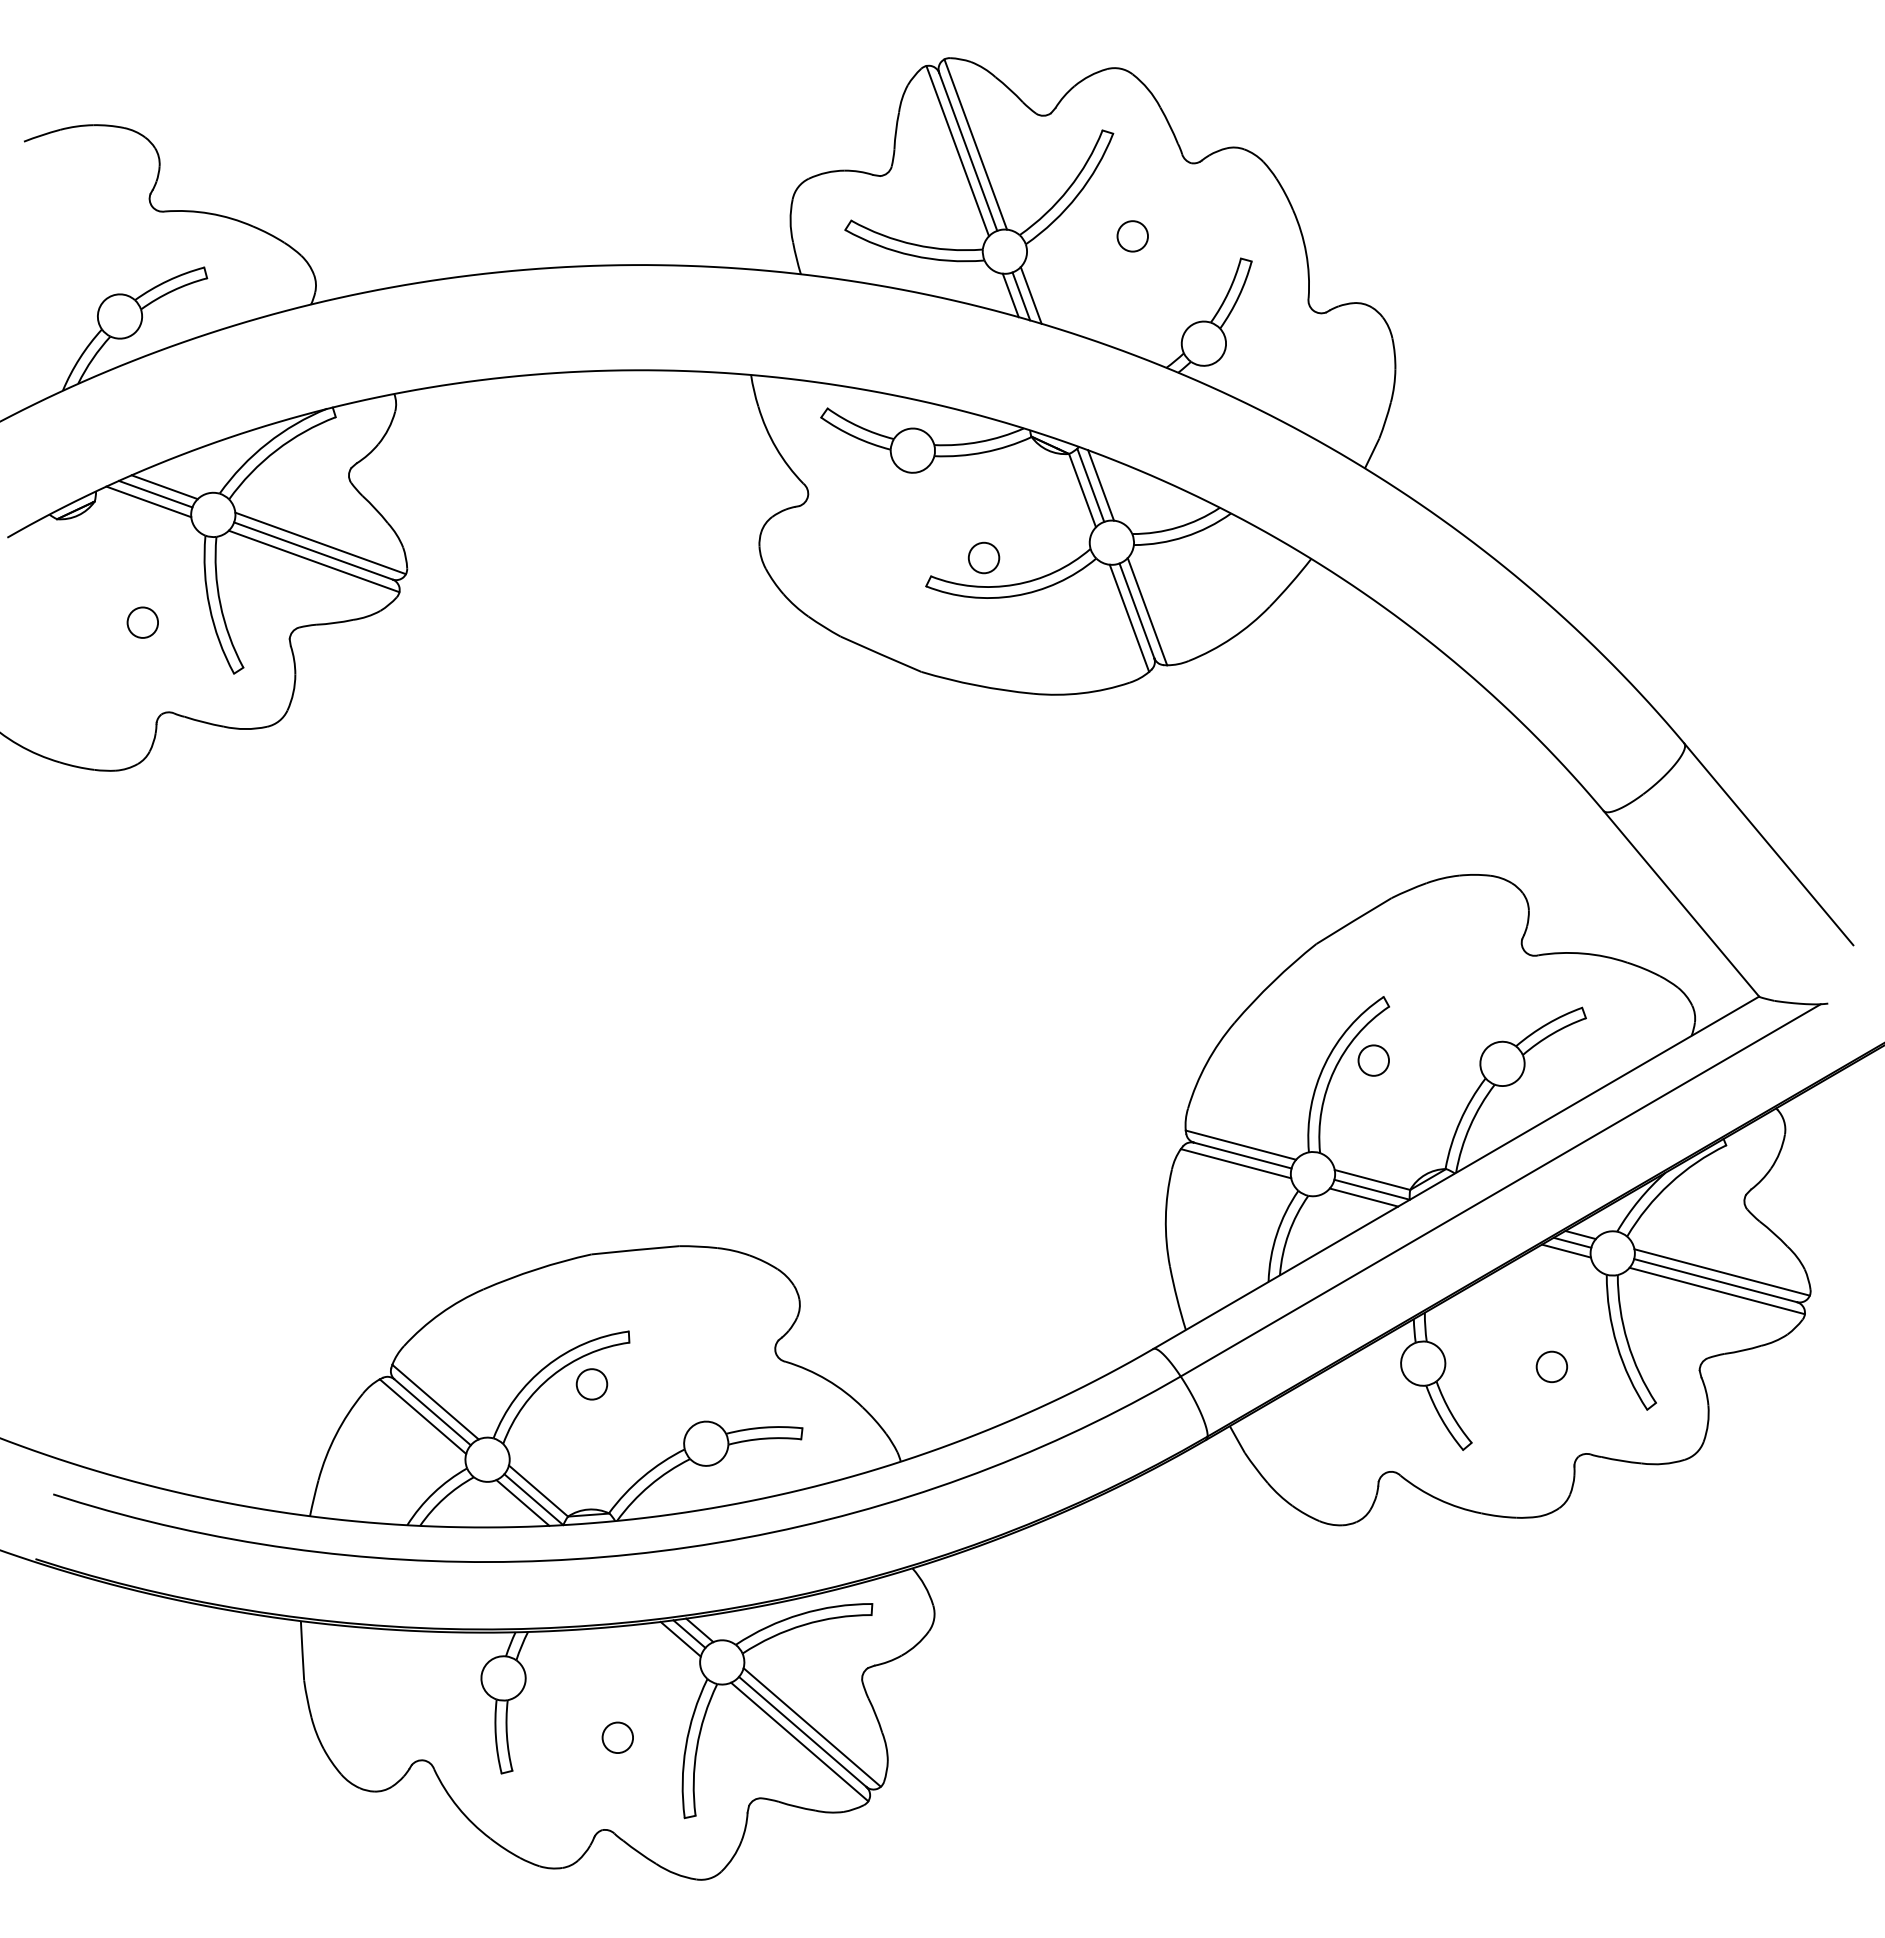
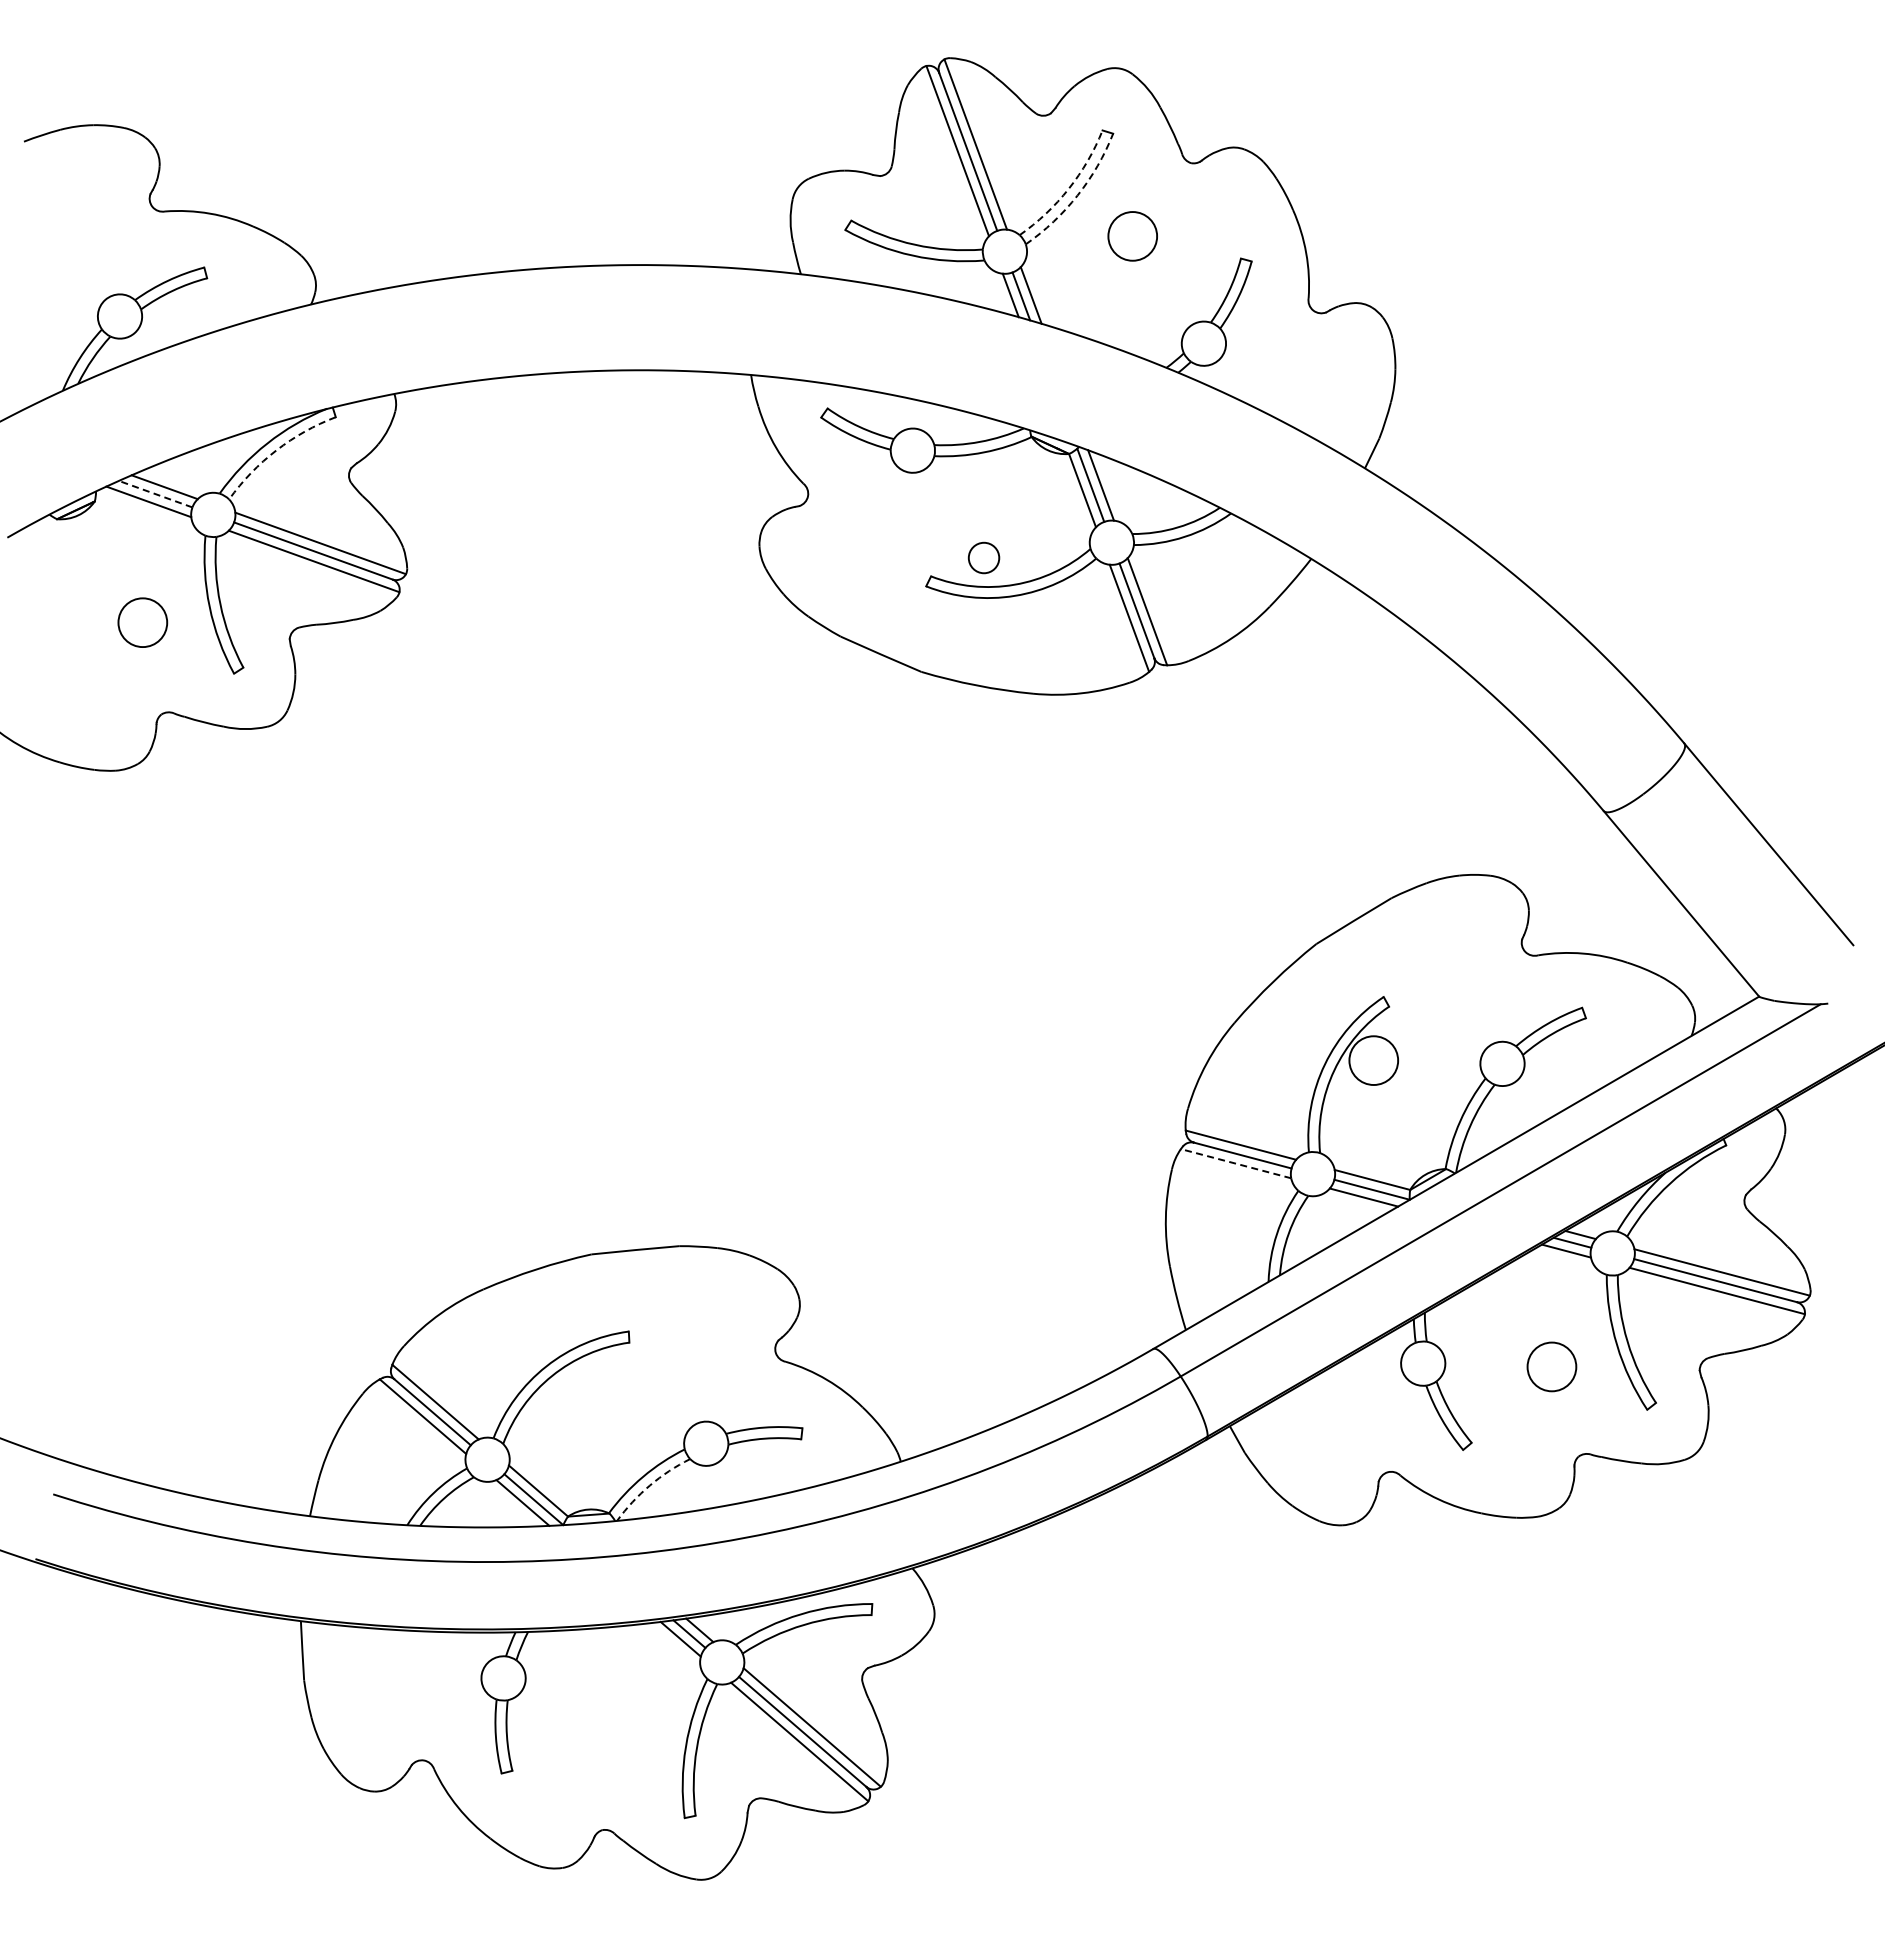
arc: solid -> dashed (1068, 188)
arc: solid -> dashed (1077, 195)
circle diameter: 30 px -> 49 px (1132, 236)
arc: solid -> dashed (276, 450)
line: solid -> dashed (155, 494)
circle diameter: 30 px -> 49 px (142, 622)
circle diameter: 30 px -> 49 px (1373, 1060)
line: solid -> dashed (1235, 1163)
circle diameter: 30 px -> 49 px (1551, 1366)
circle: present -> none (591, 1384)
arc: solid -> dashed (649, 1485)
circle: present -> none (617, 1737)
